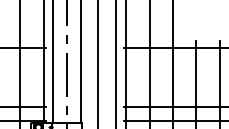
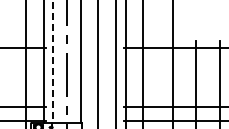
line: solid -> dashed (52, 61)
line position: (20, 63) -> (26, 63) (26, 63)
line position: (149, 63) -> (142, 63) (142, 63)
